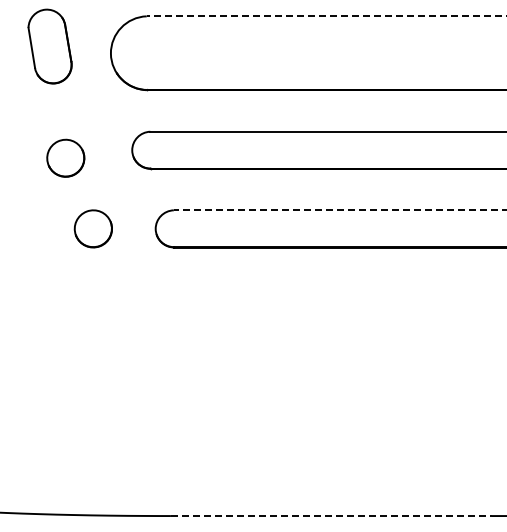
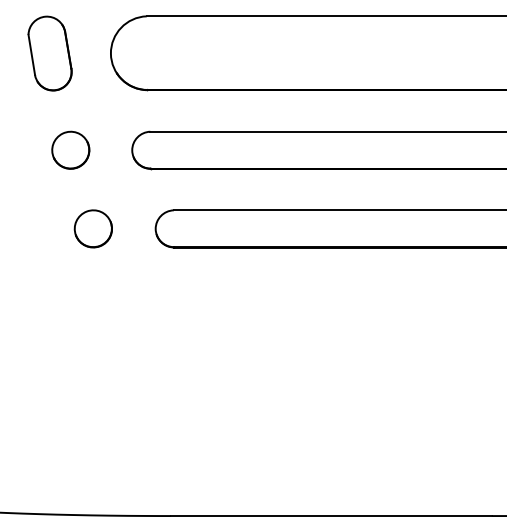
line: dashed -> solid (326, 16)
part position: (49, 46) -> (49, 53) (49, 53)
part position: (65, 157) -> (70, 149) (70, 149)
line: dashed -> solid (339, 210)
line: dashed -> solid (331, 516)
